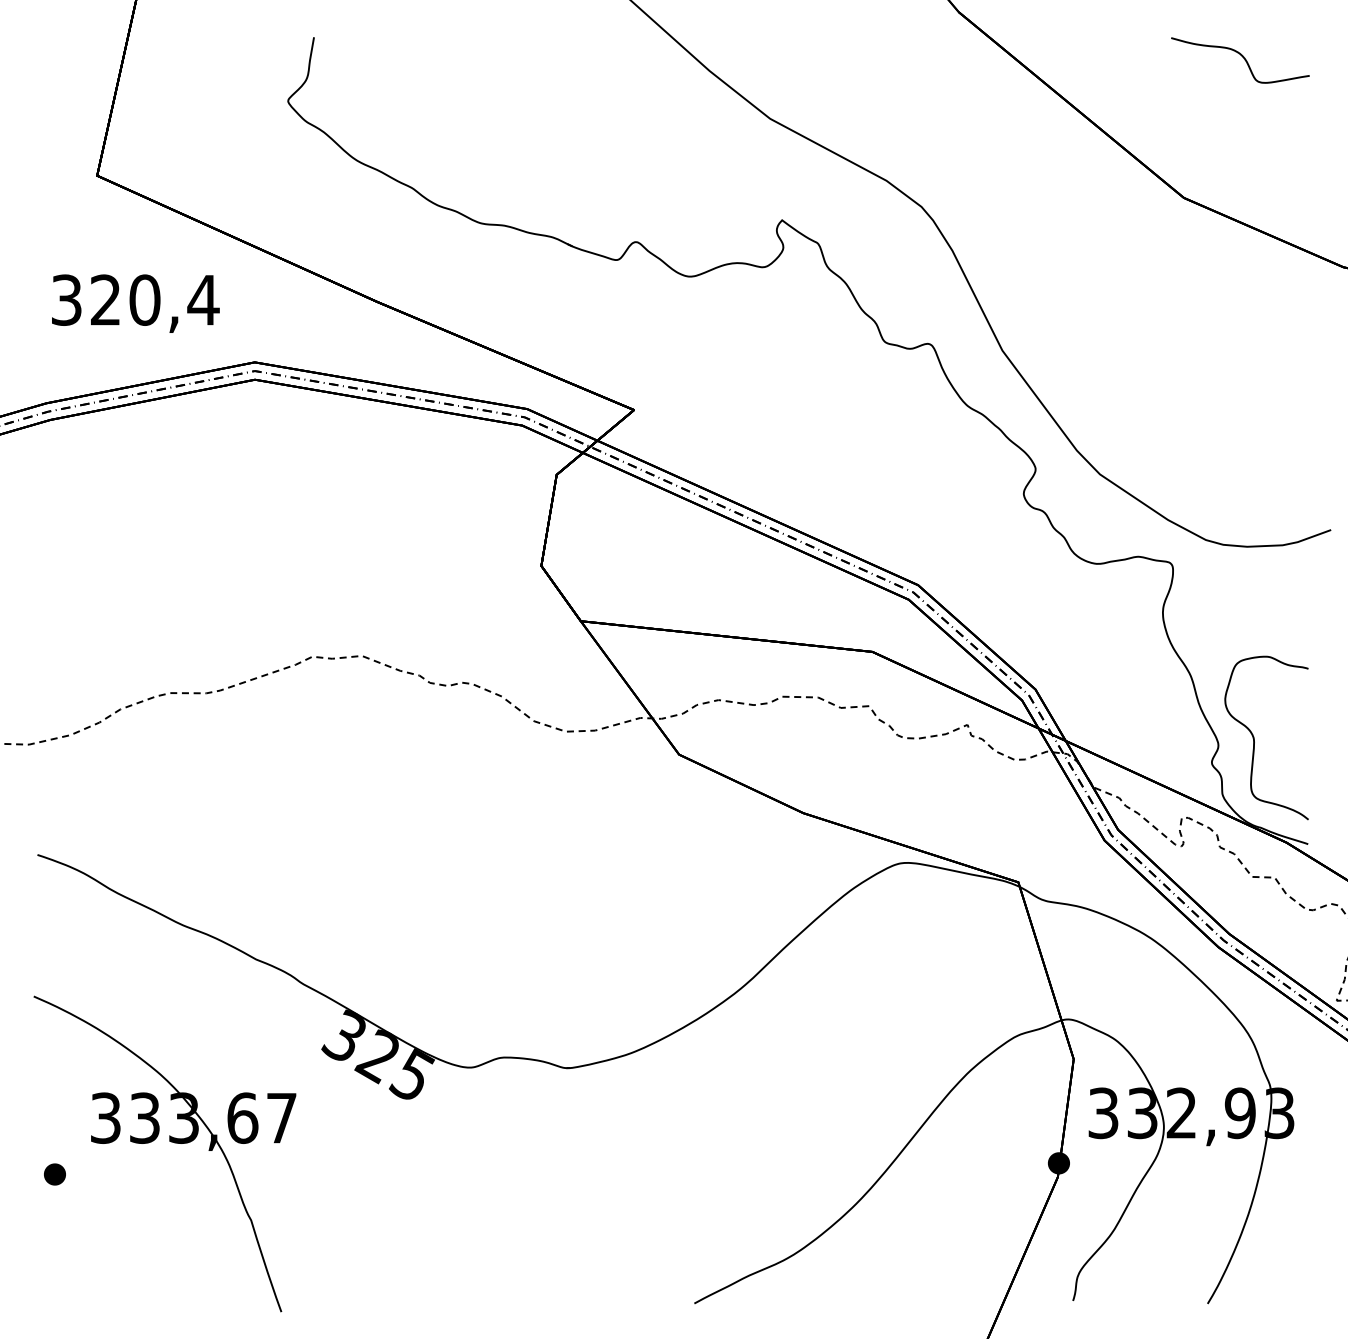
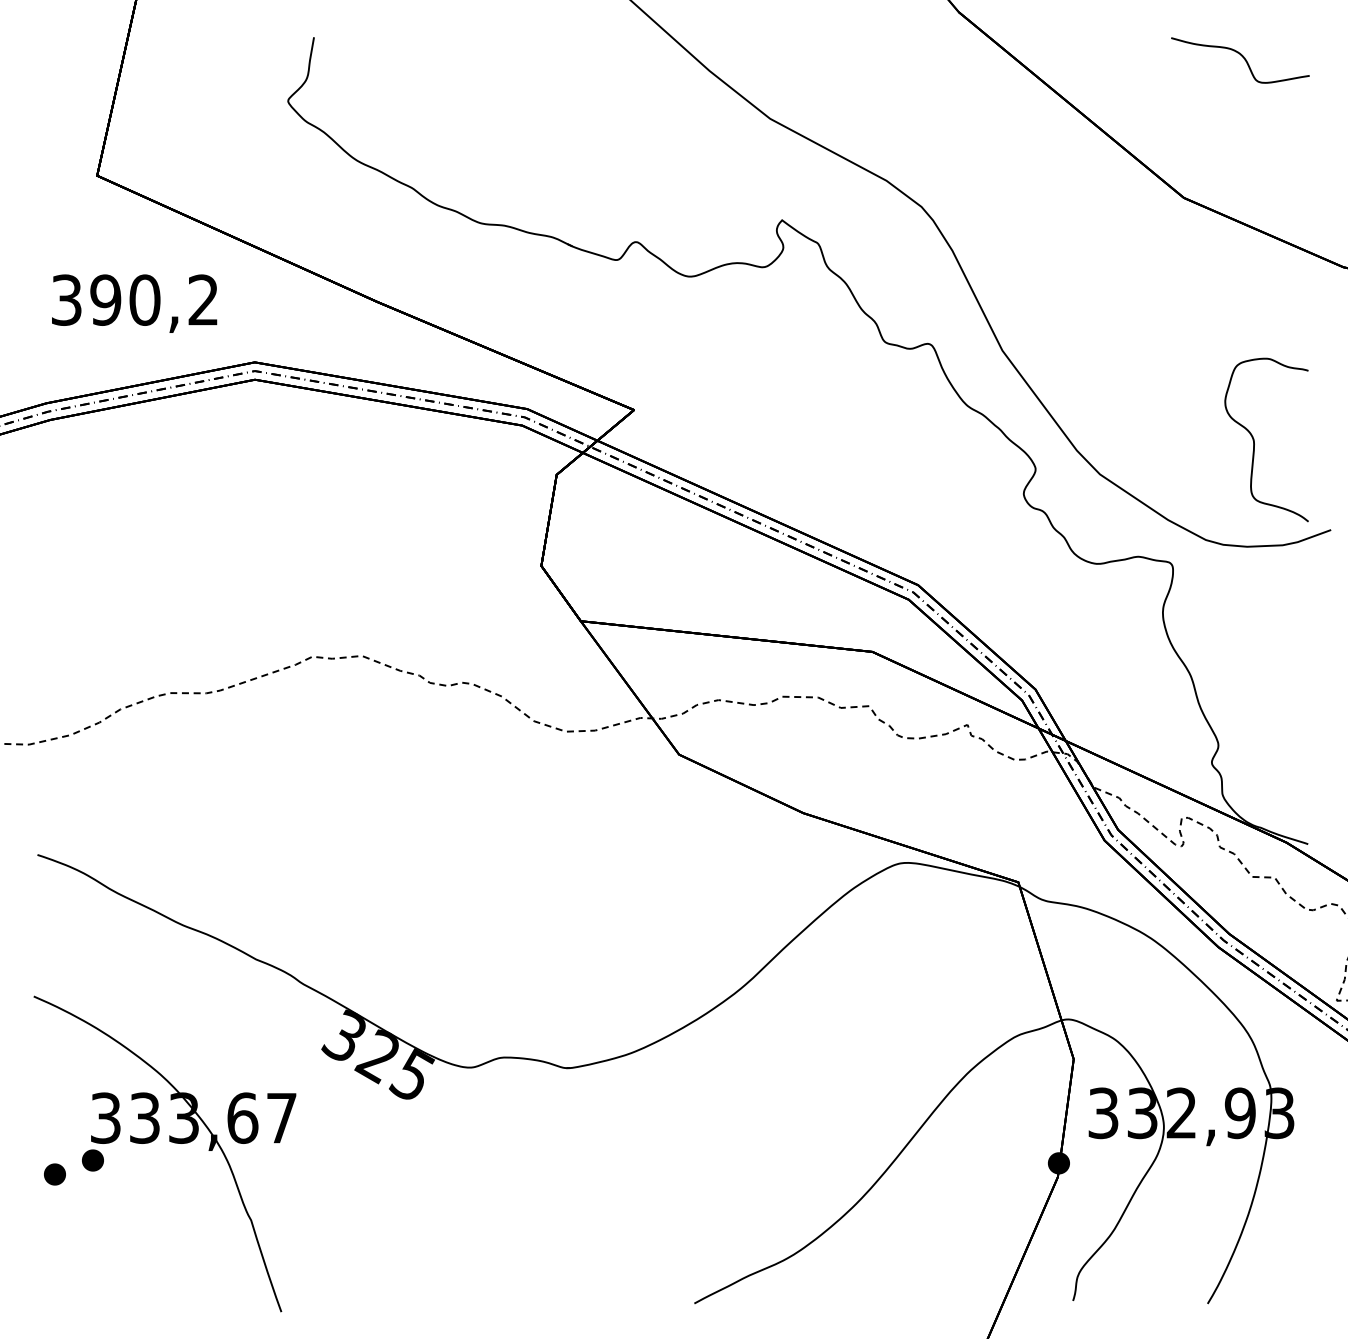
text: 320,4 -> 390,2 (154, 299)
curve position: (1254, 737) -> (1254, 439) (1254, 439)
part: none -> present (92, 1160)
